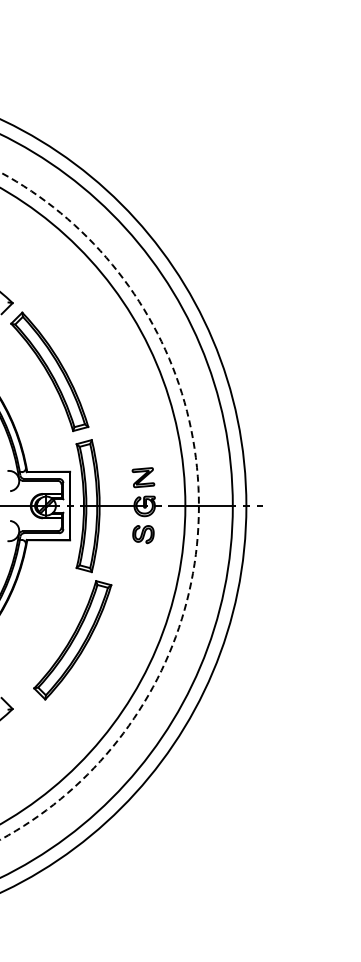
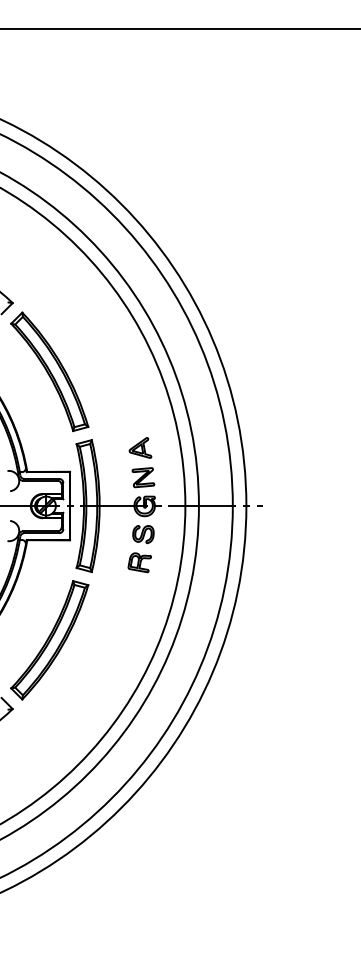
line: none -> present (179, 28)
part: none -> present (140, 447)
circle: dashed -> solid (99, 505)
part: none -> present (139, 562)
part position: (72, 640) -> (49, 640) (49, 640)
